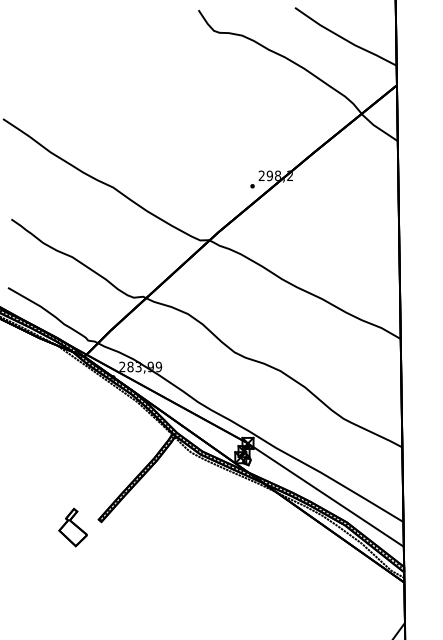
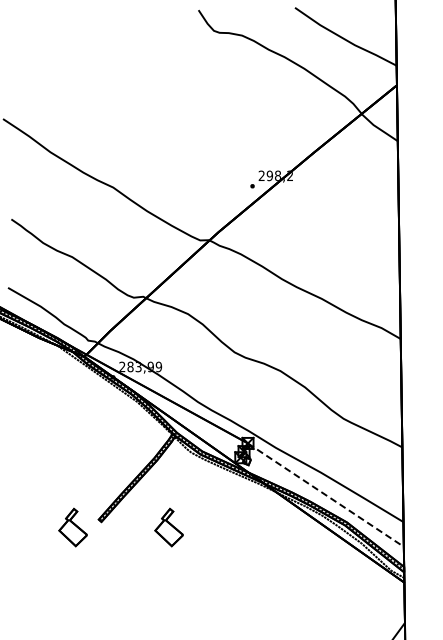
line: solid -> dashed (326, 495)
part: none -> present (168, 527)
